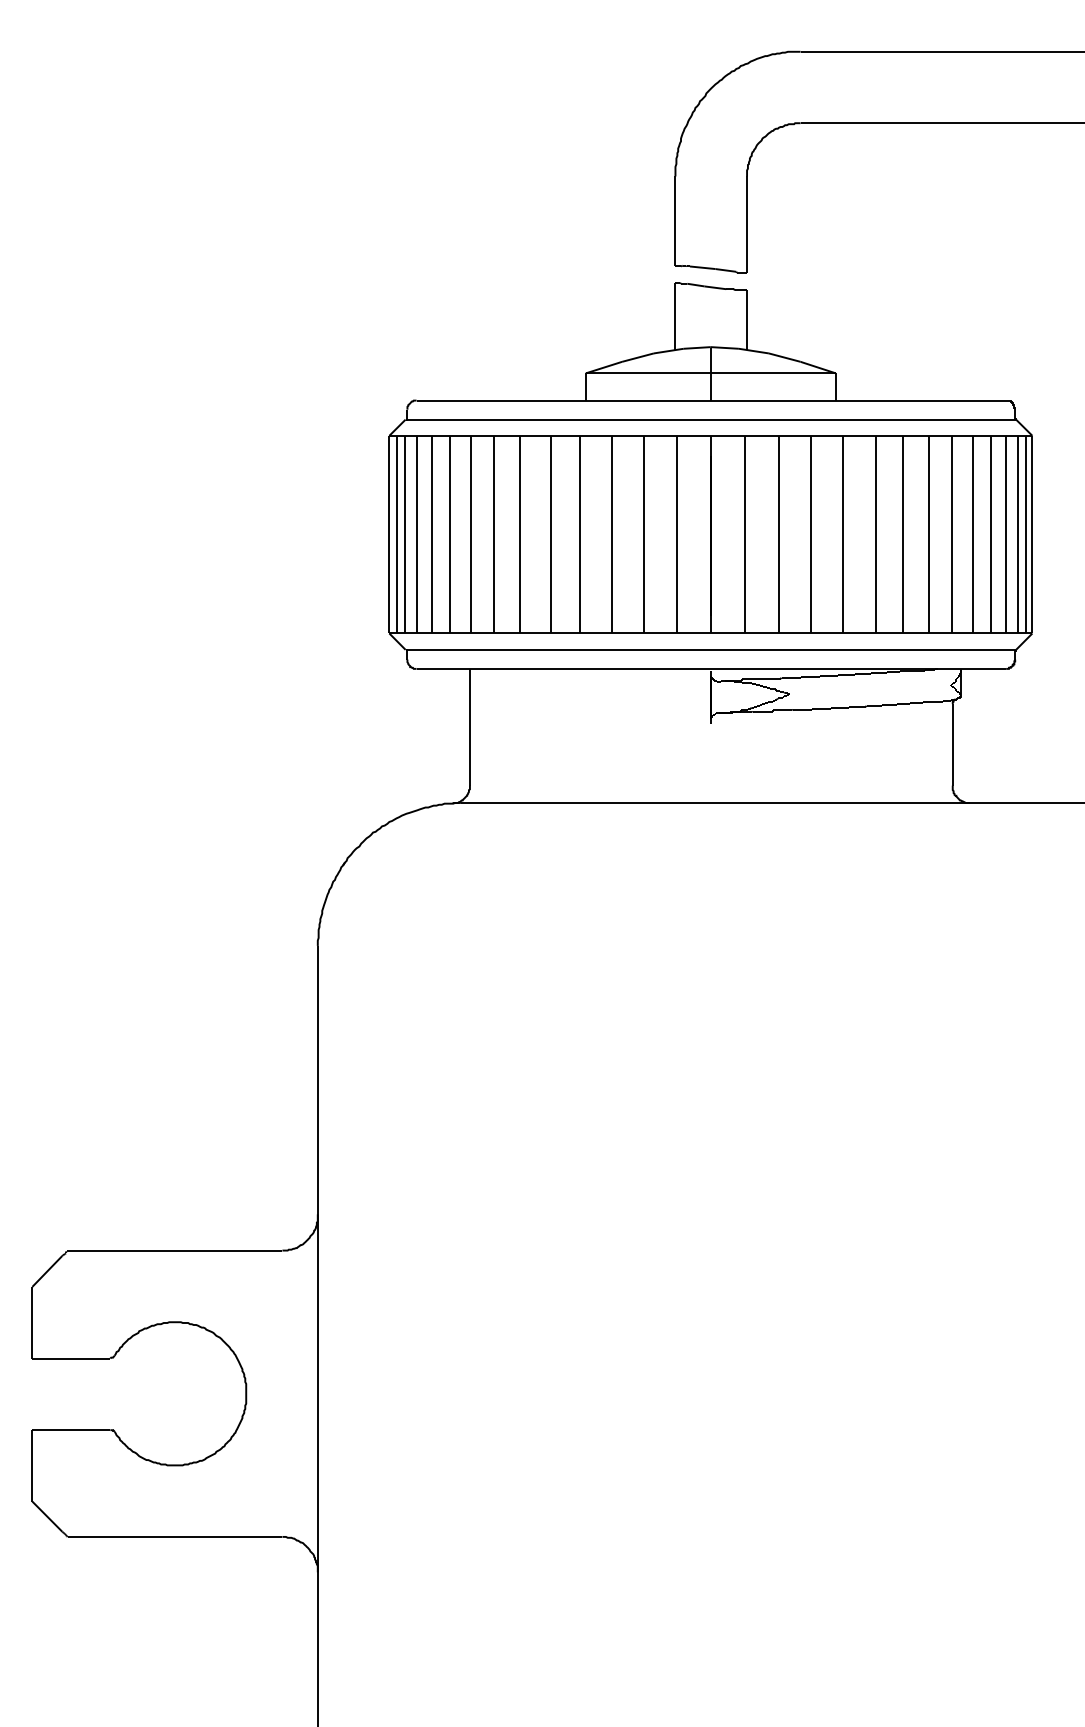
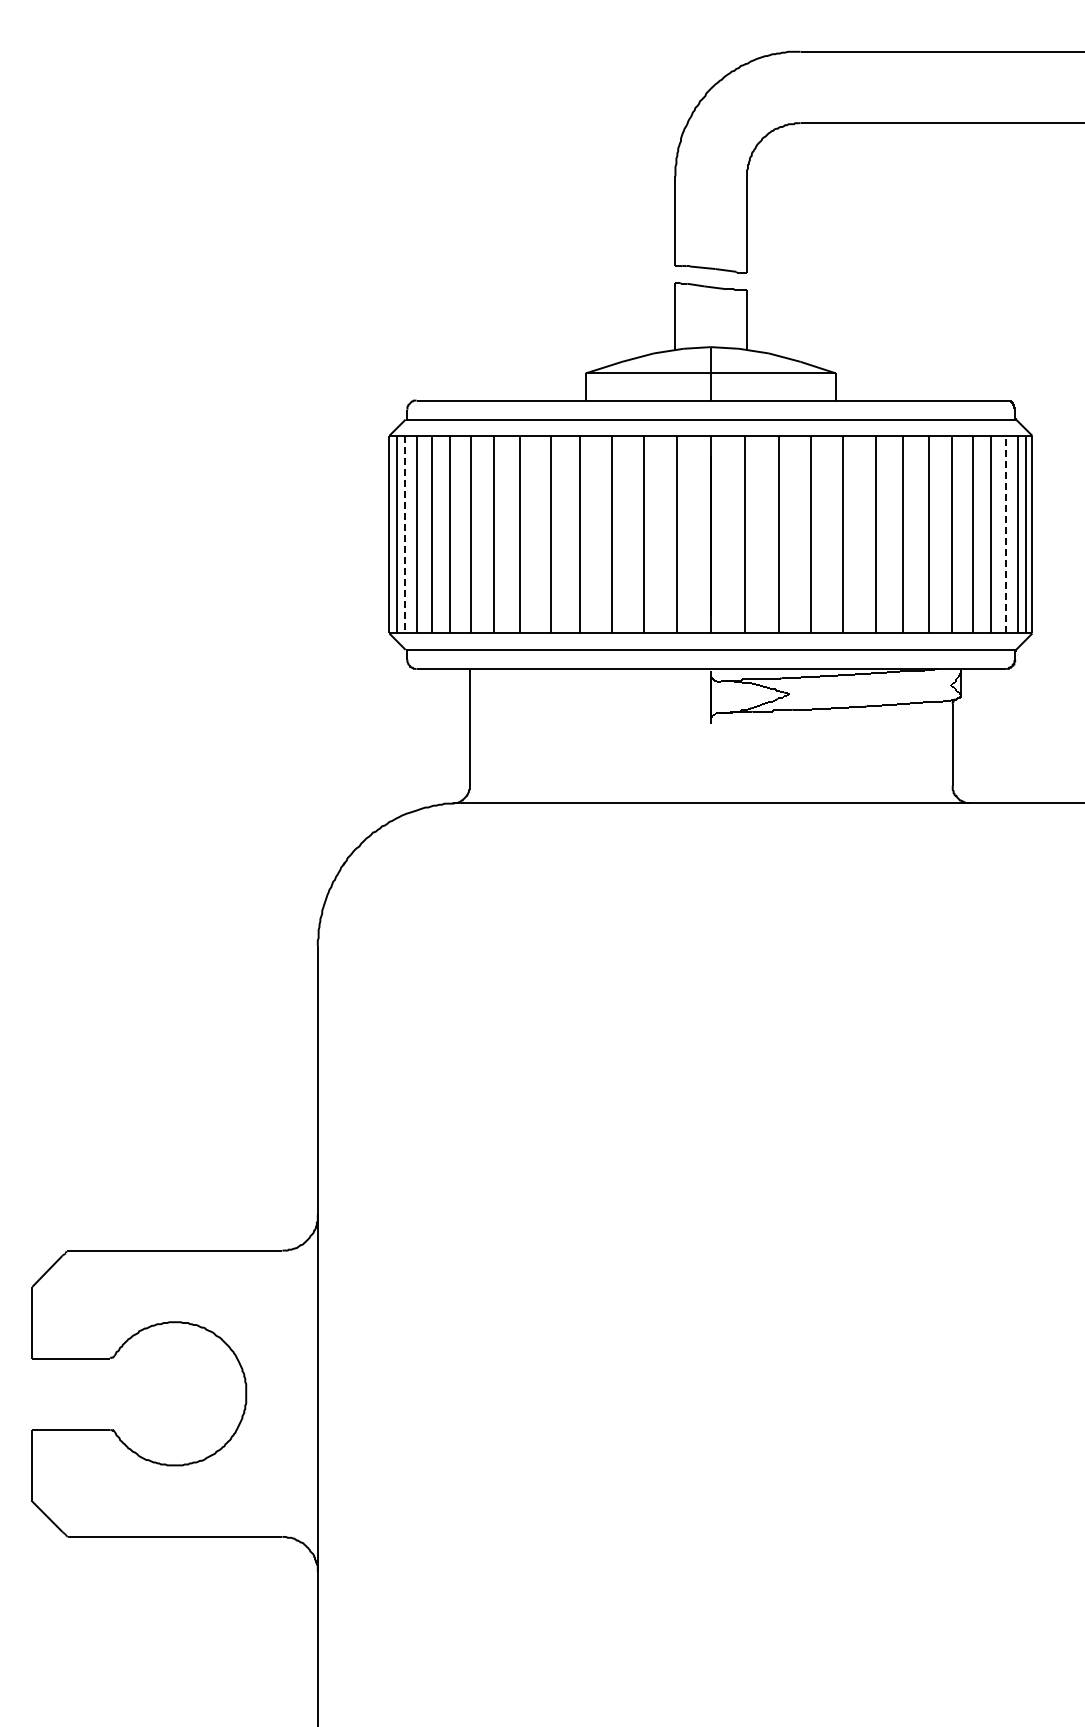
line: solid -> dashed (404, 534)
line: solid -> dashed (1006, 534)
